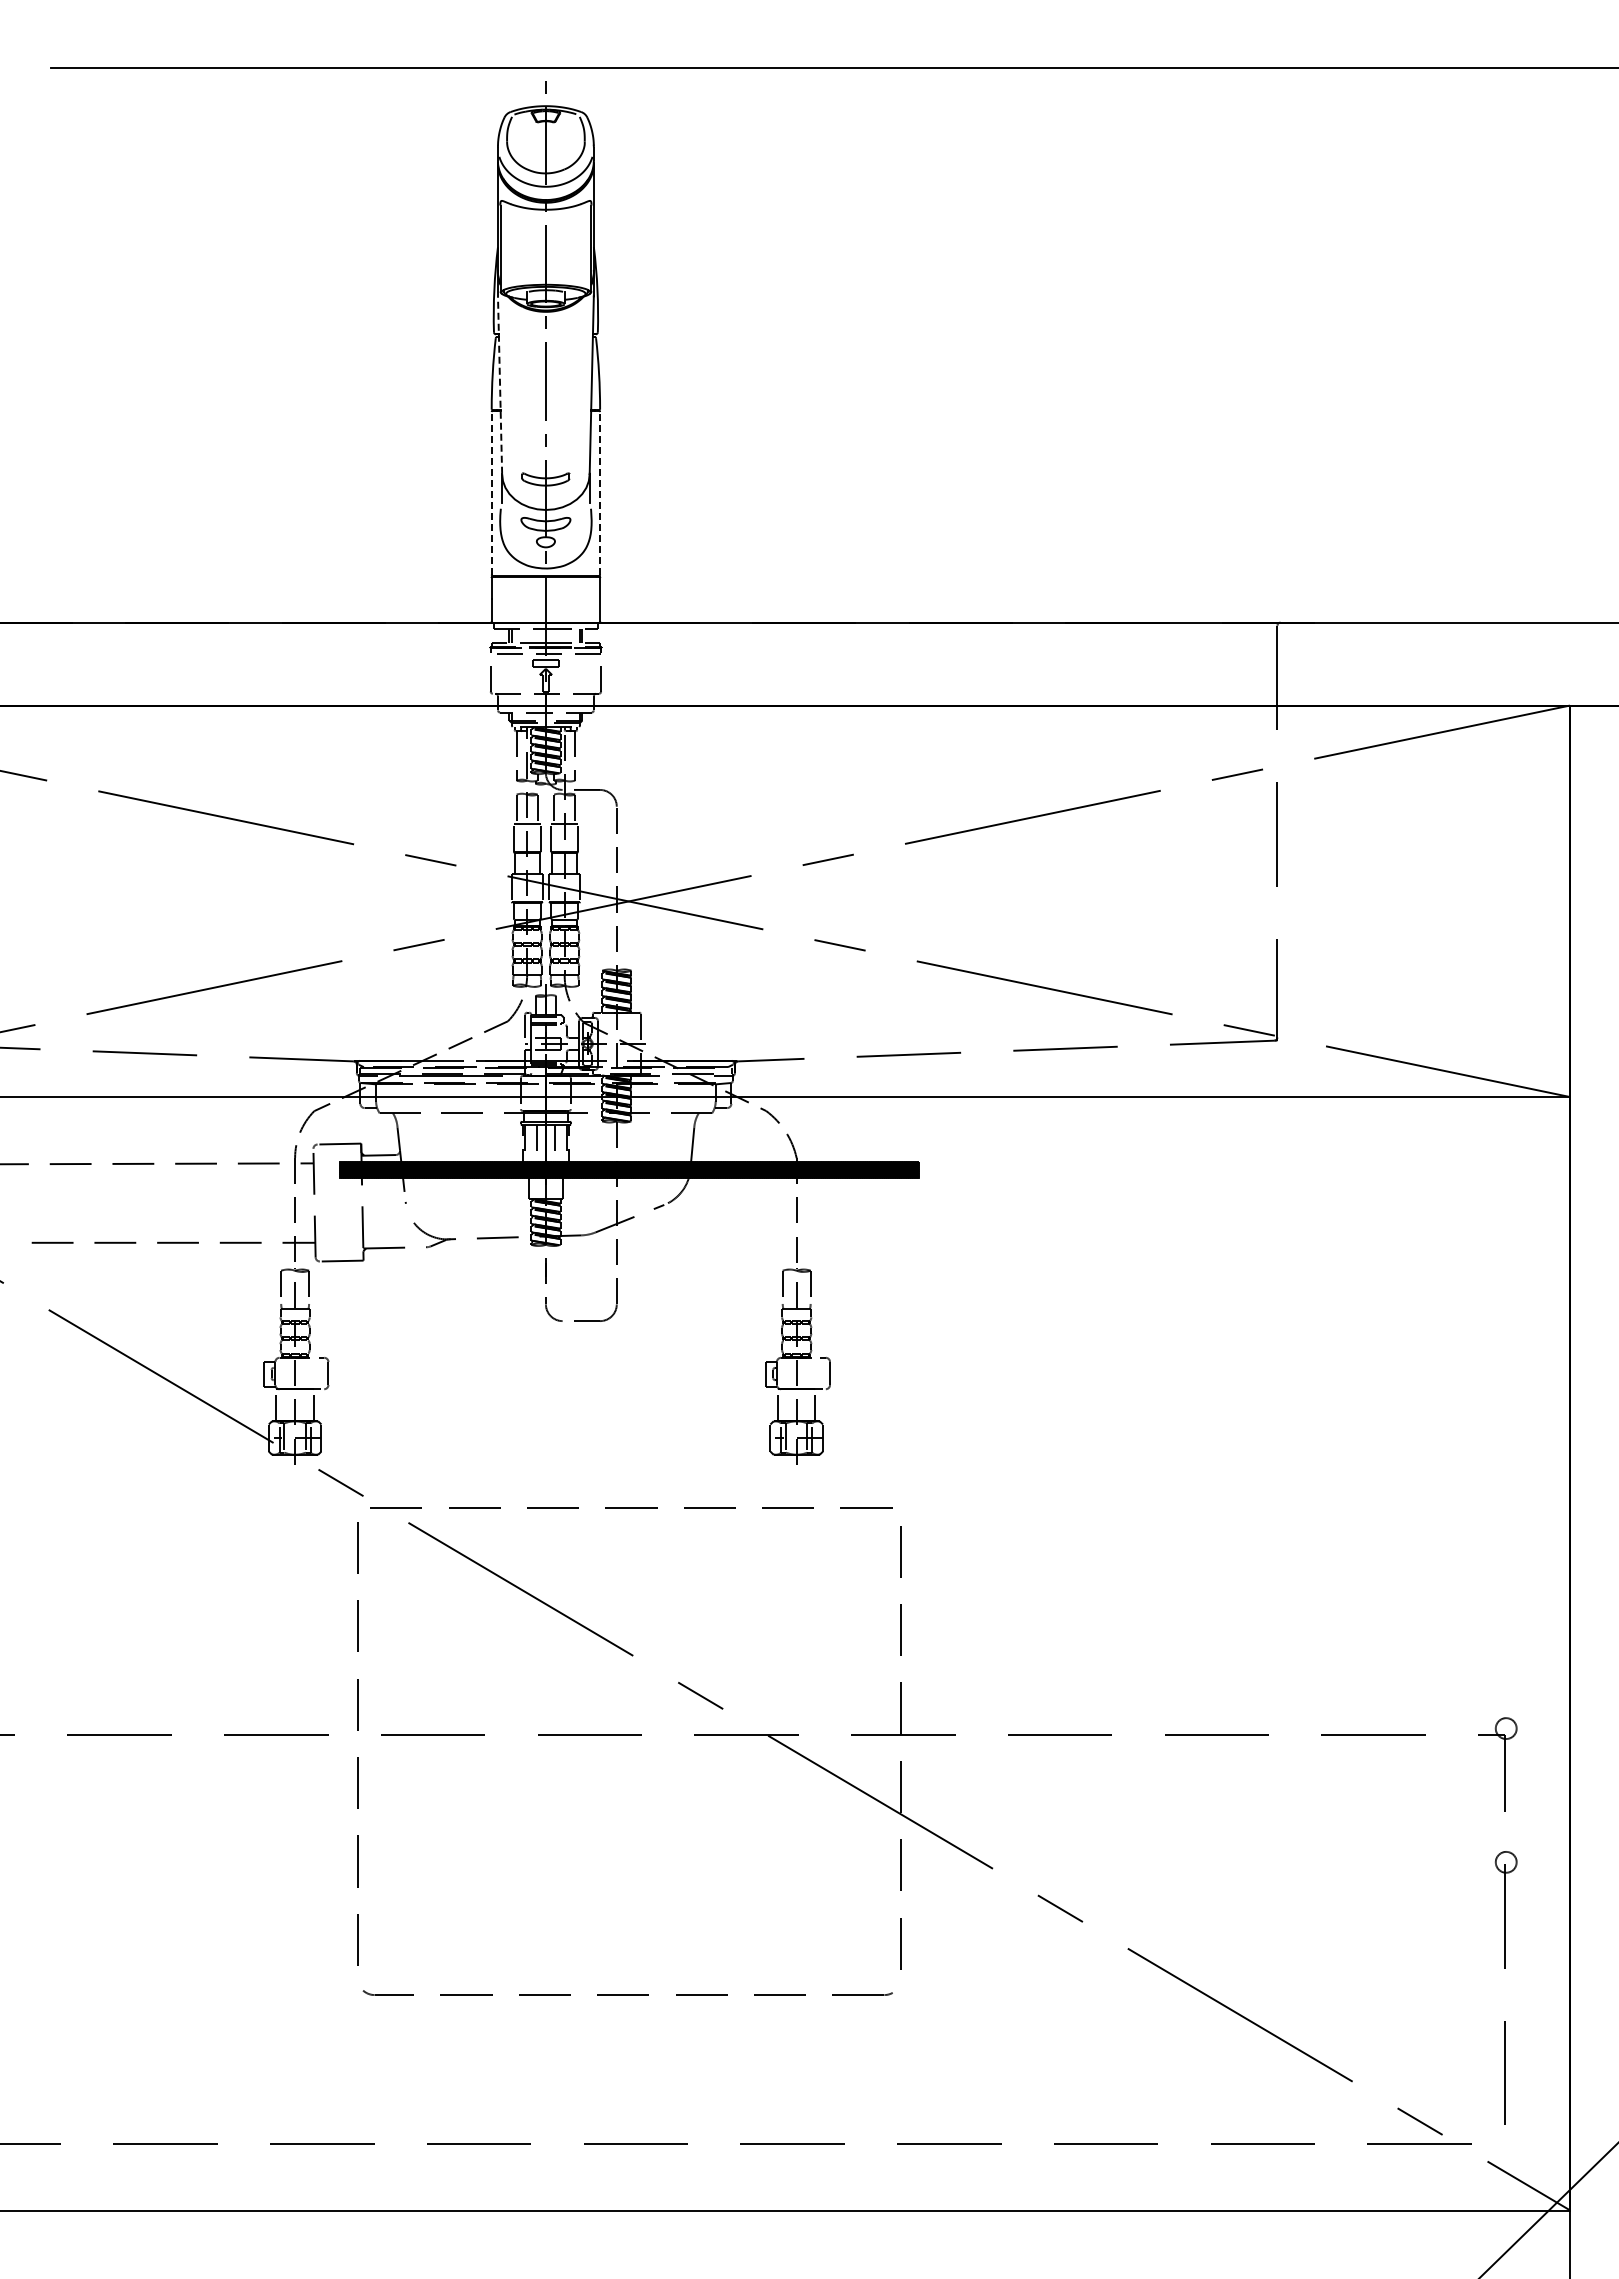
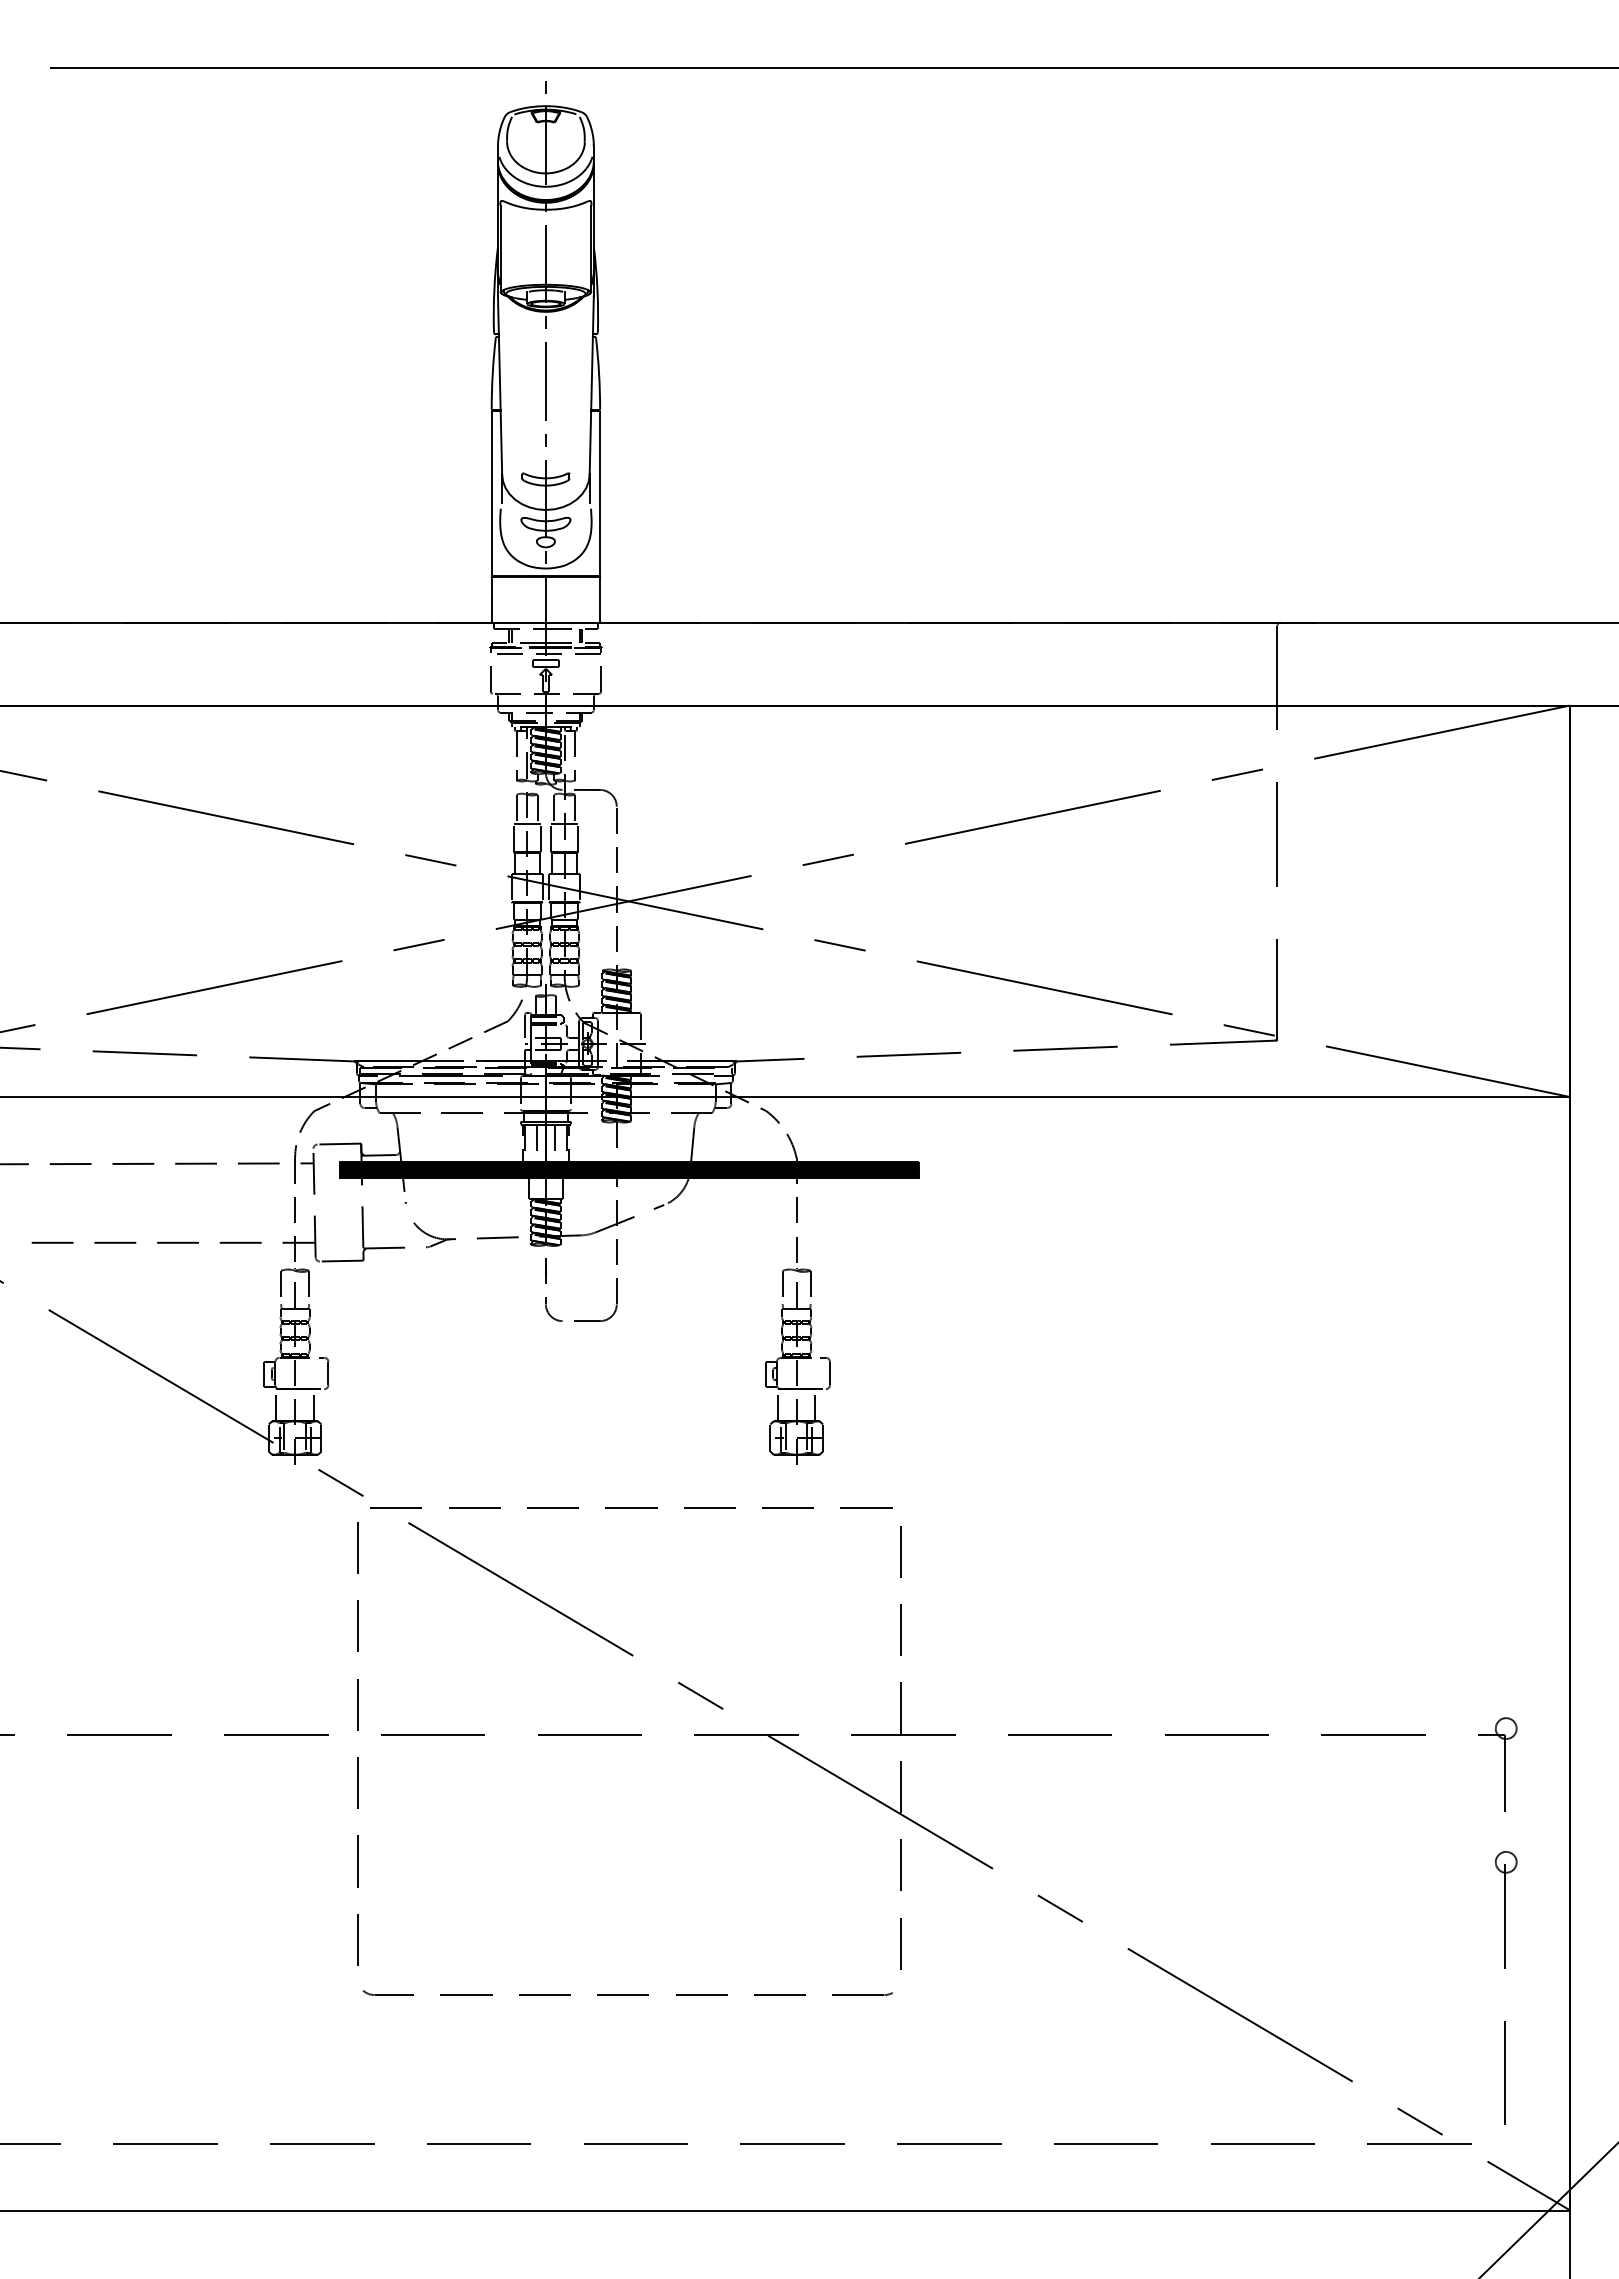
line: dashed -> solid (500, 385)
line: dashed -> solid (491, 492)
line: dashed -> solid (600, 492)
